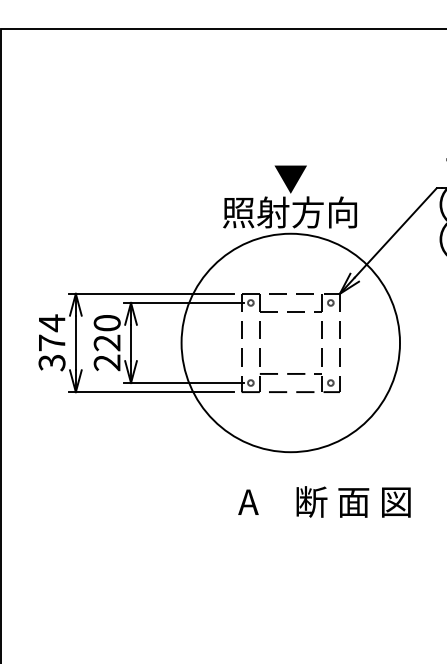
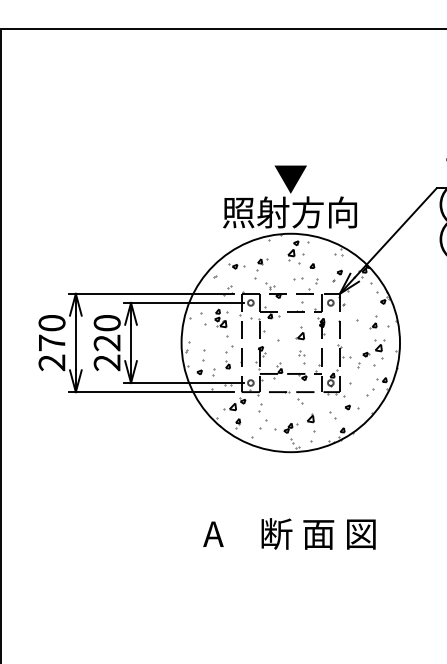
hatch: none -> present (291, 340)
text: 374 -> 270 (51, 342)
text position: (324, 501) -> (289, 533) (289, 533)
